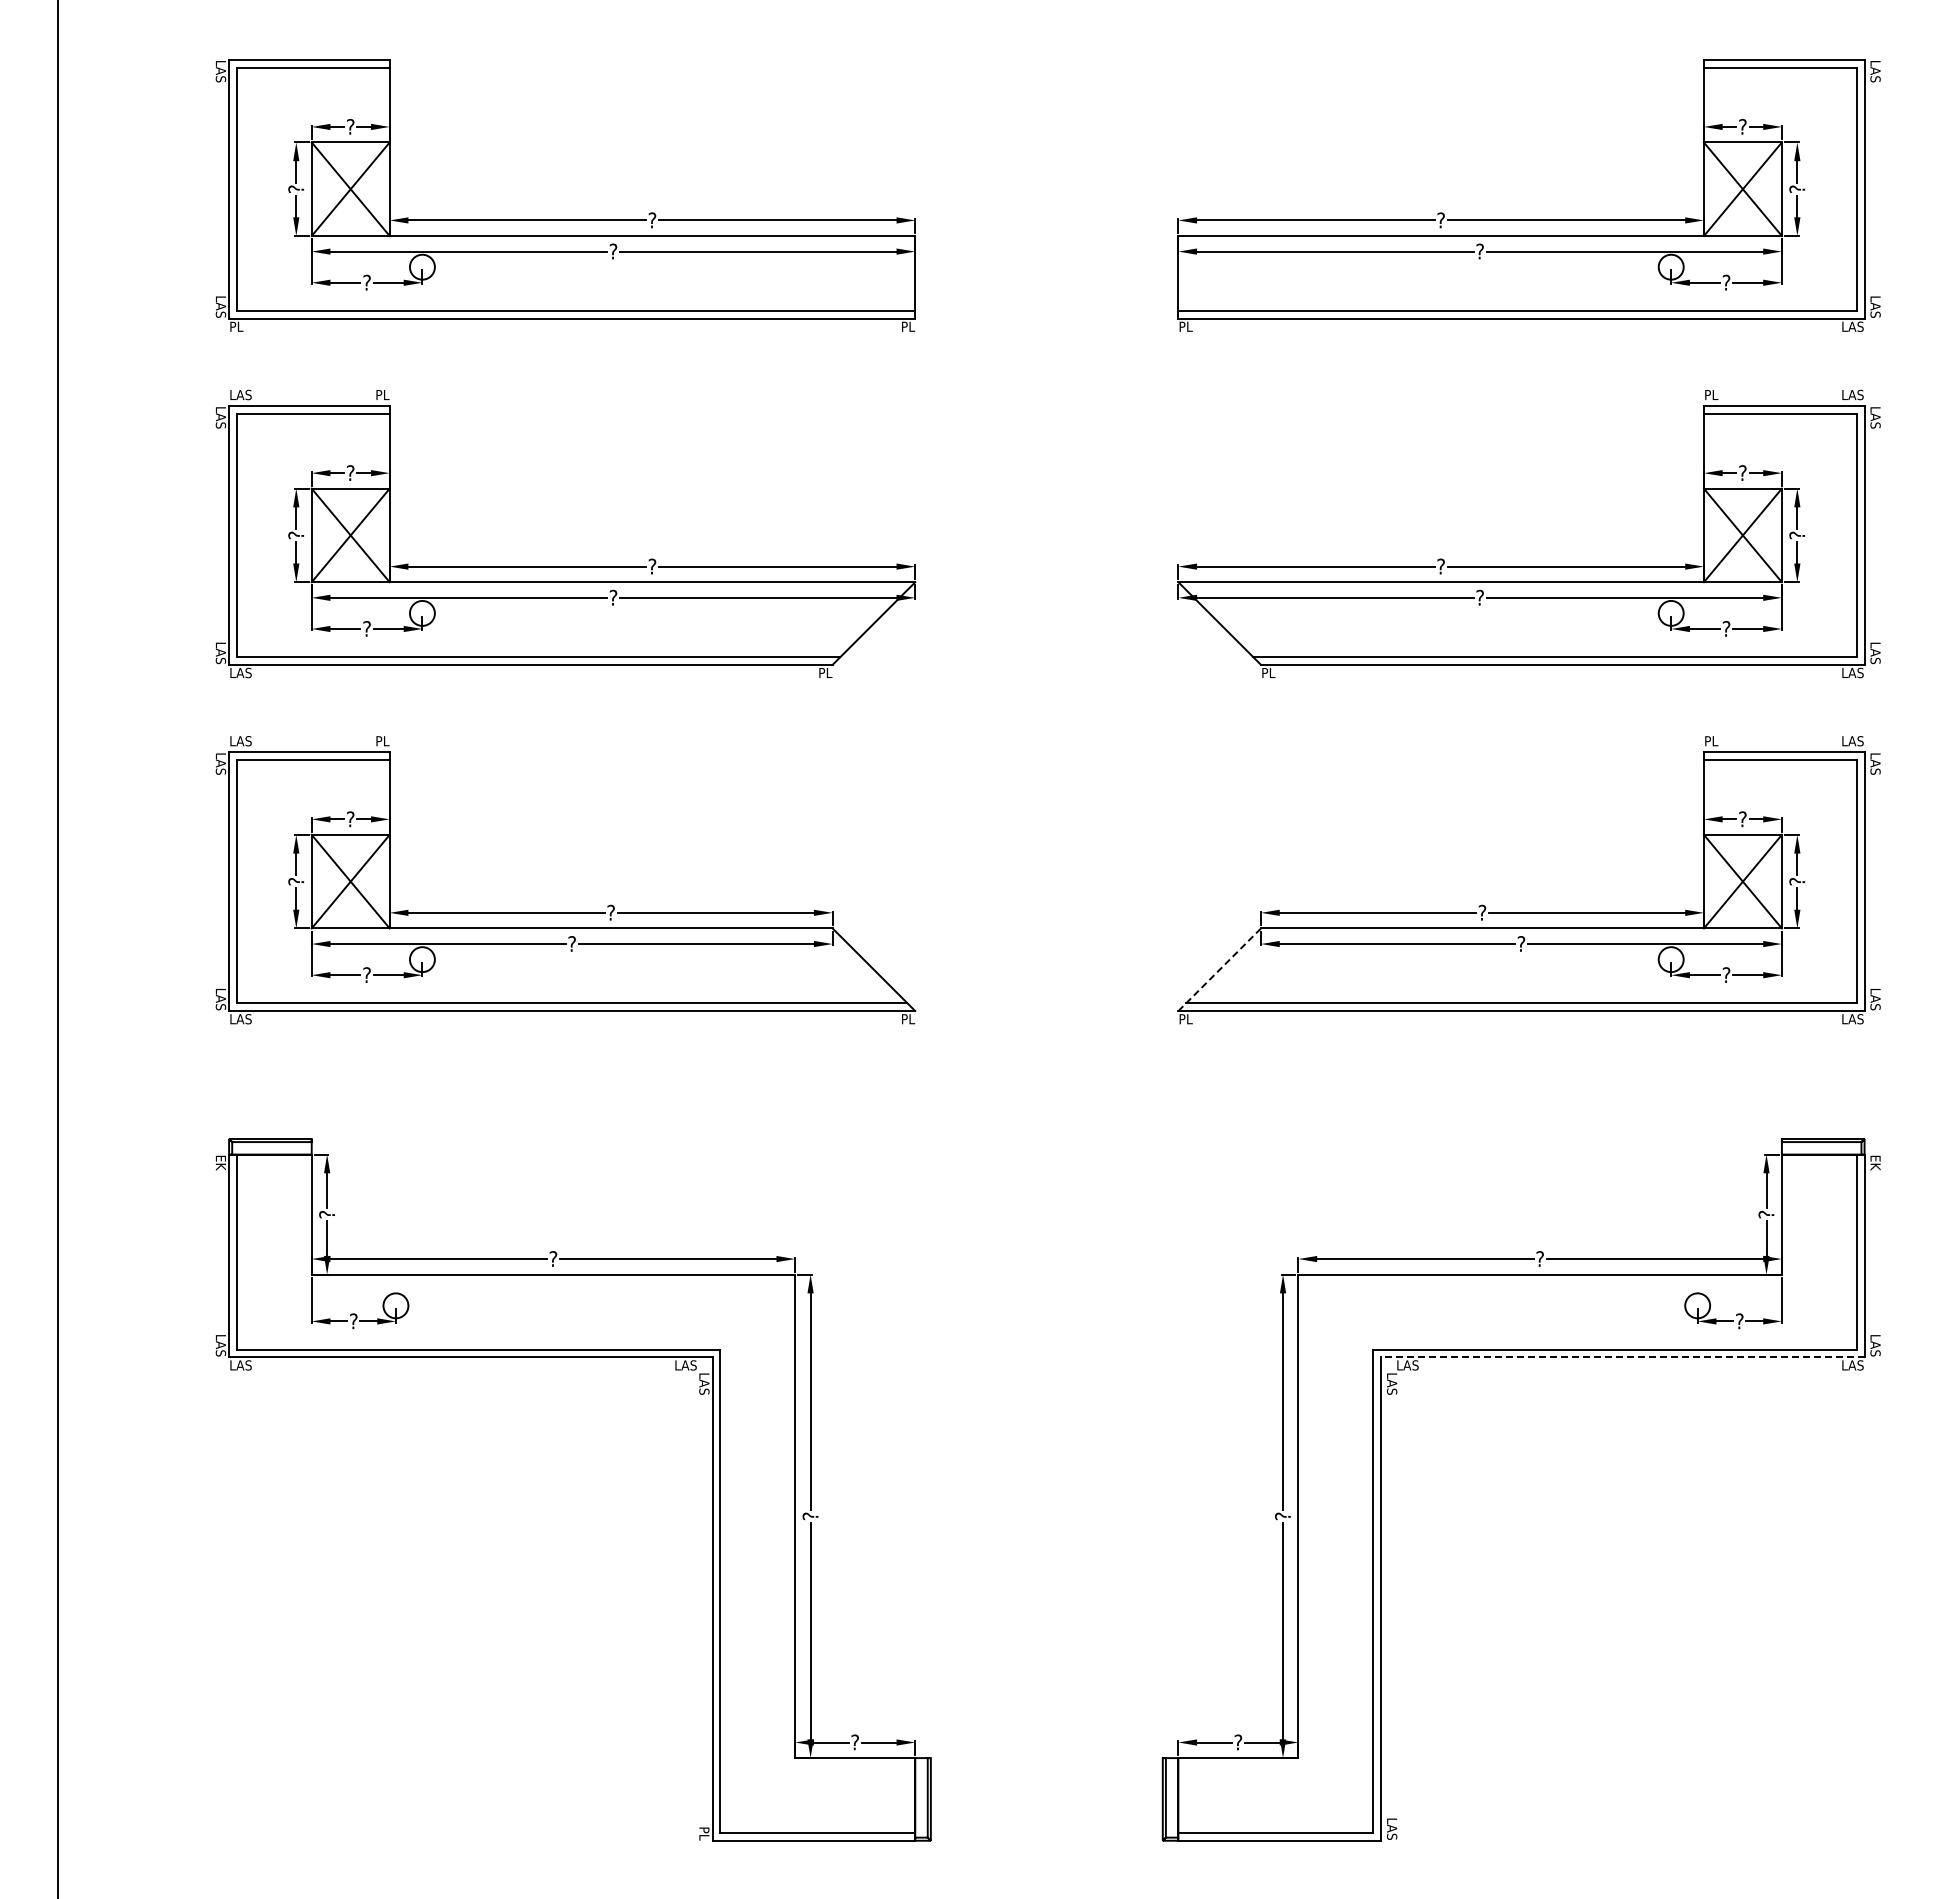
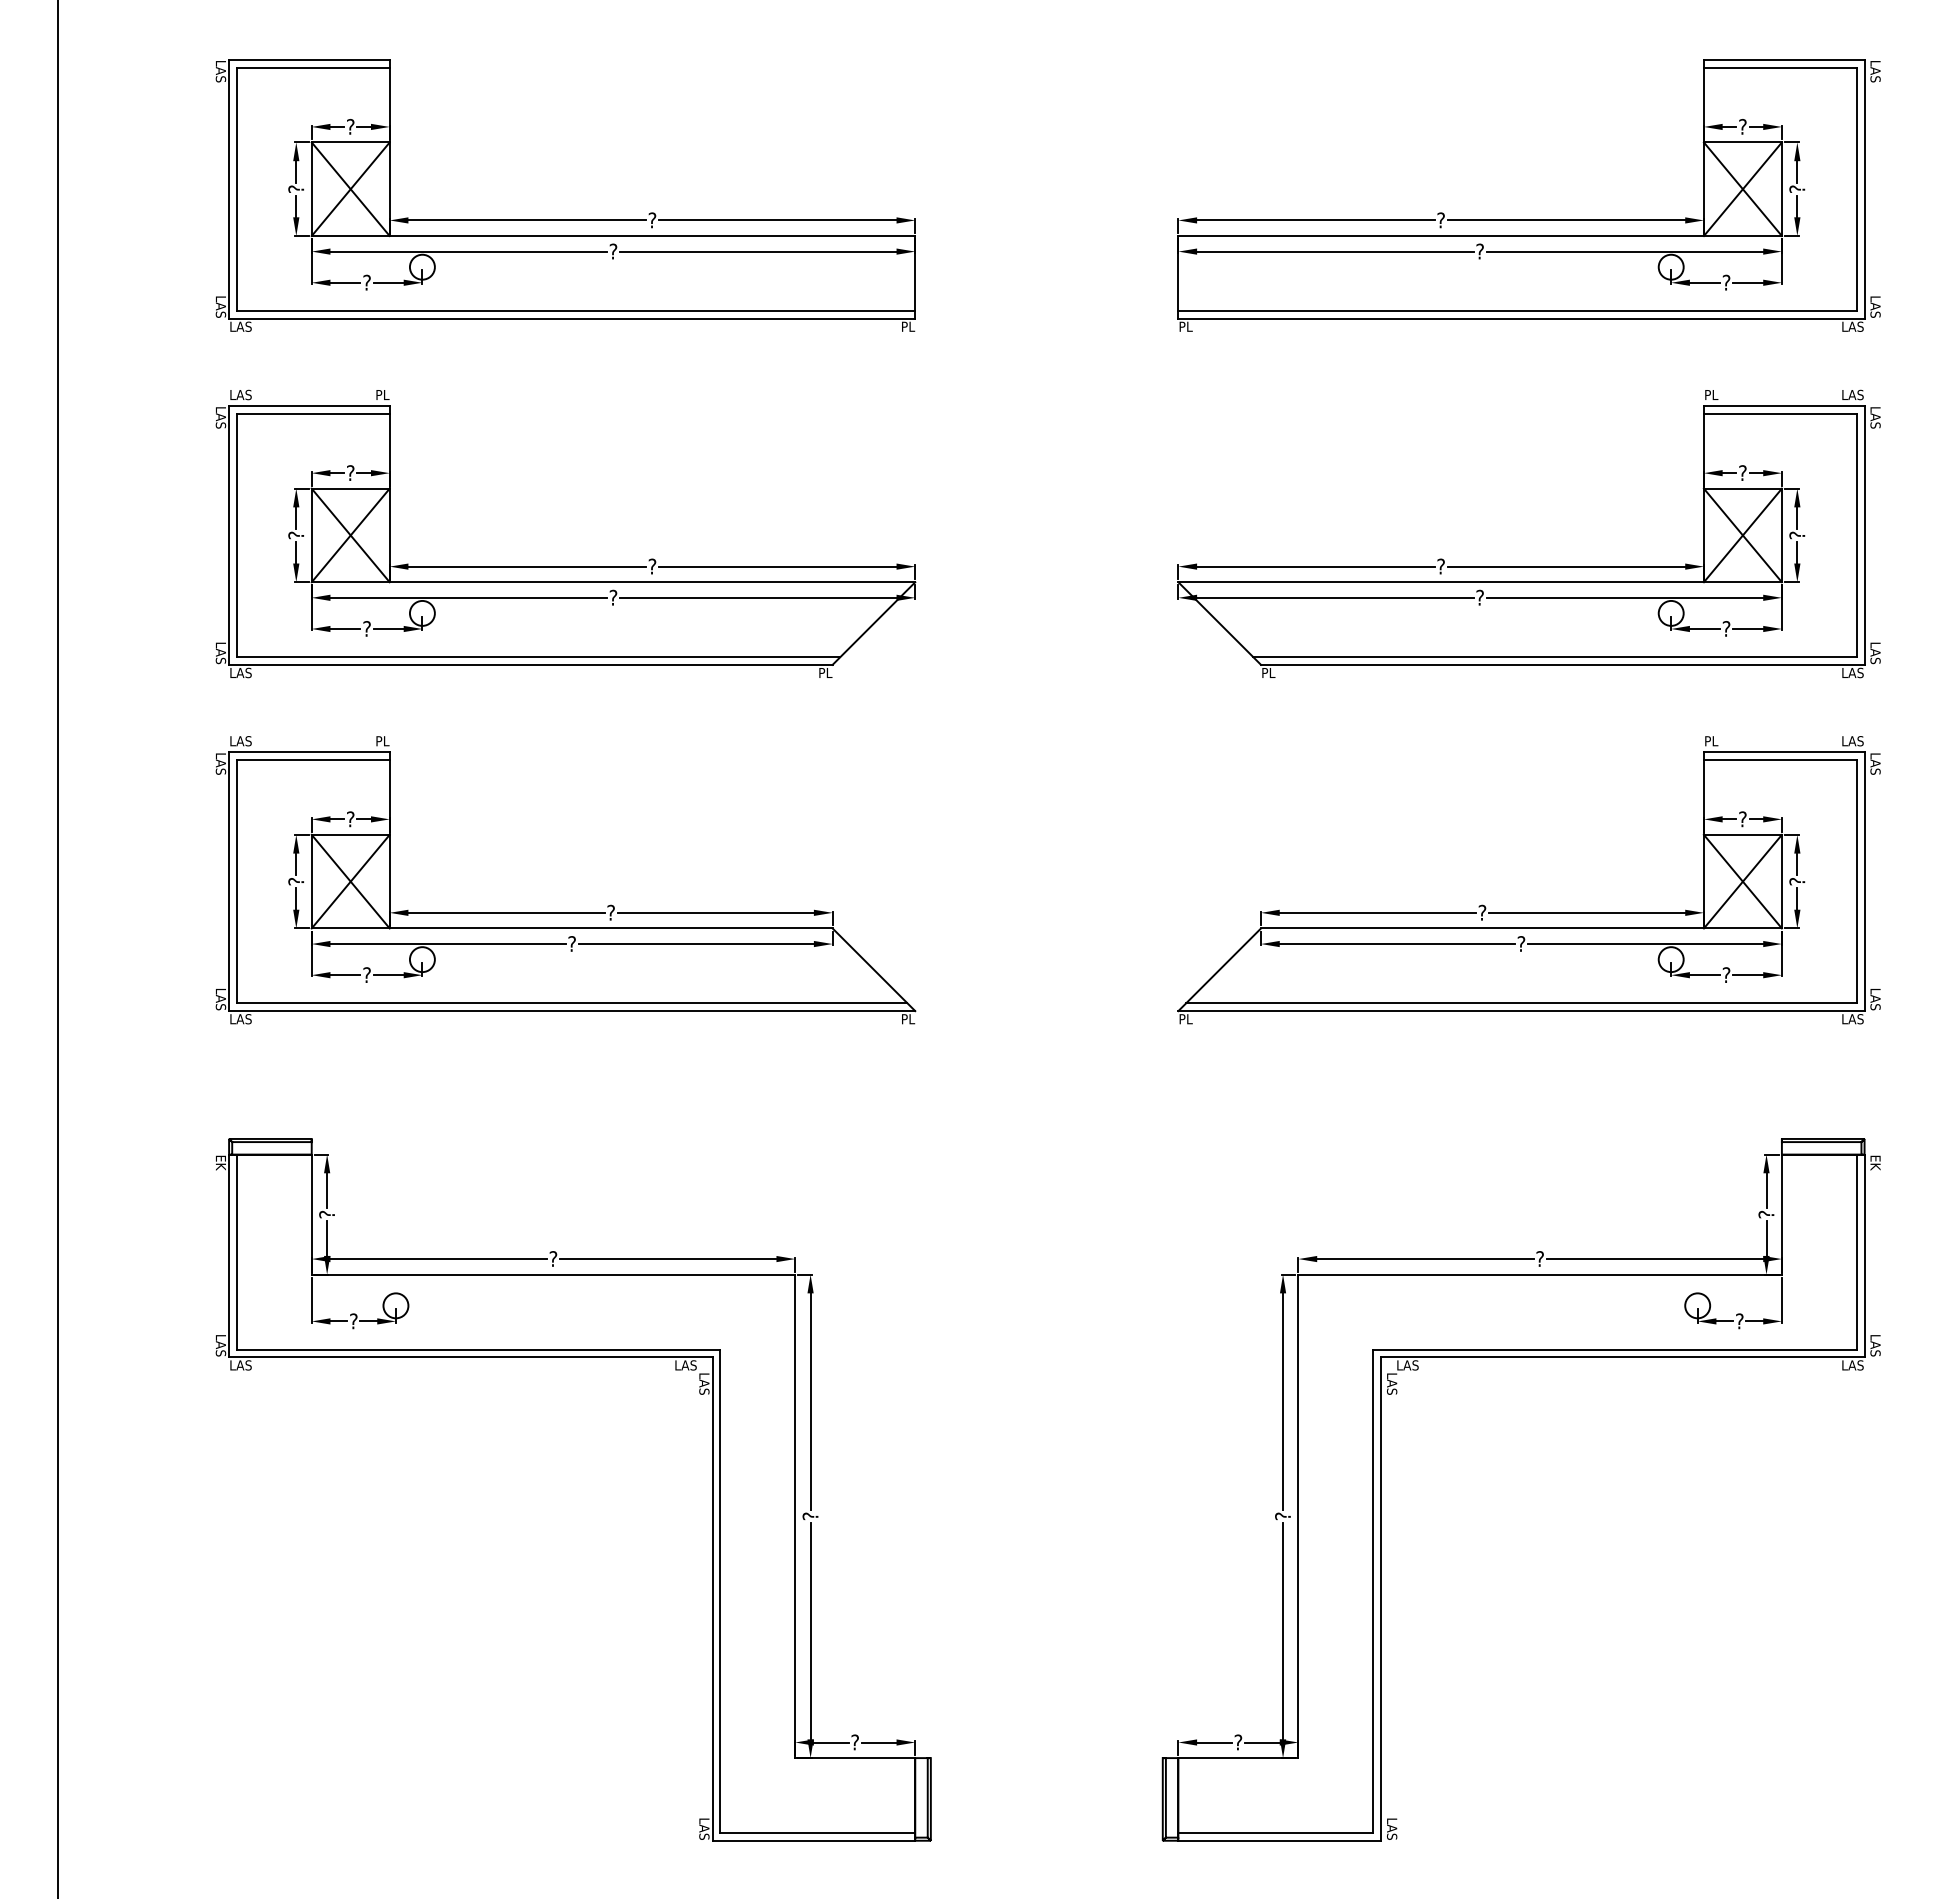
text: PL -> LAS (241, 326)
line: dashed -> solid (1219, 970)
line: dashed -> solid (1622, 1357)
text: PL -> LAS (704, 1829)
